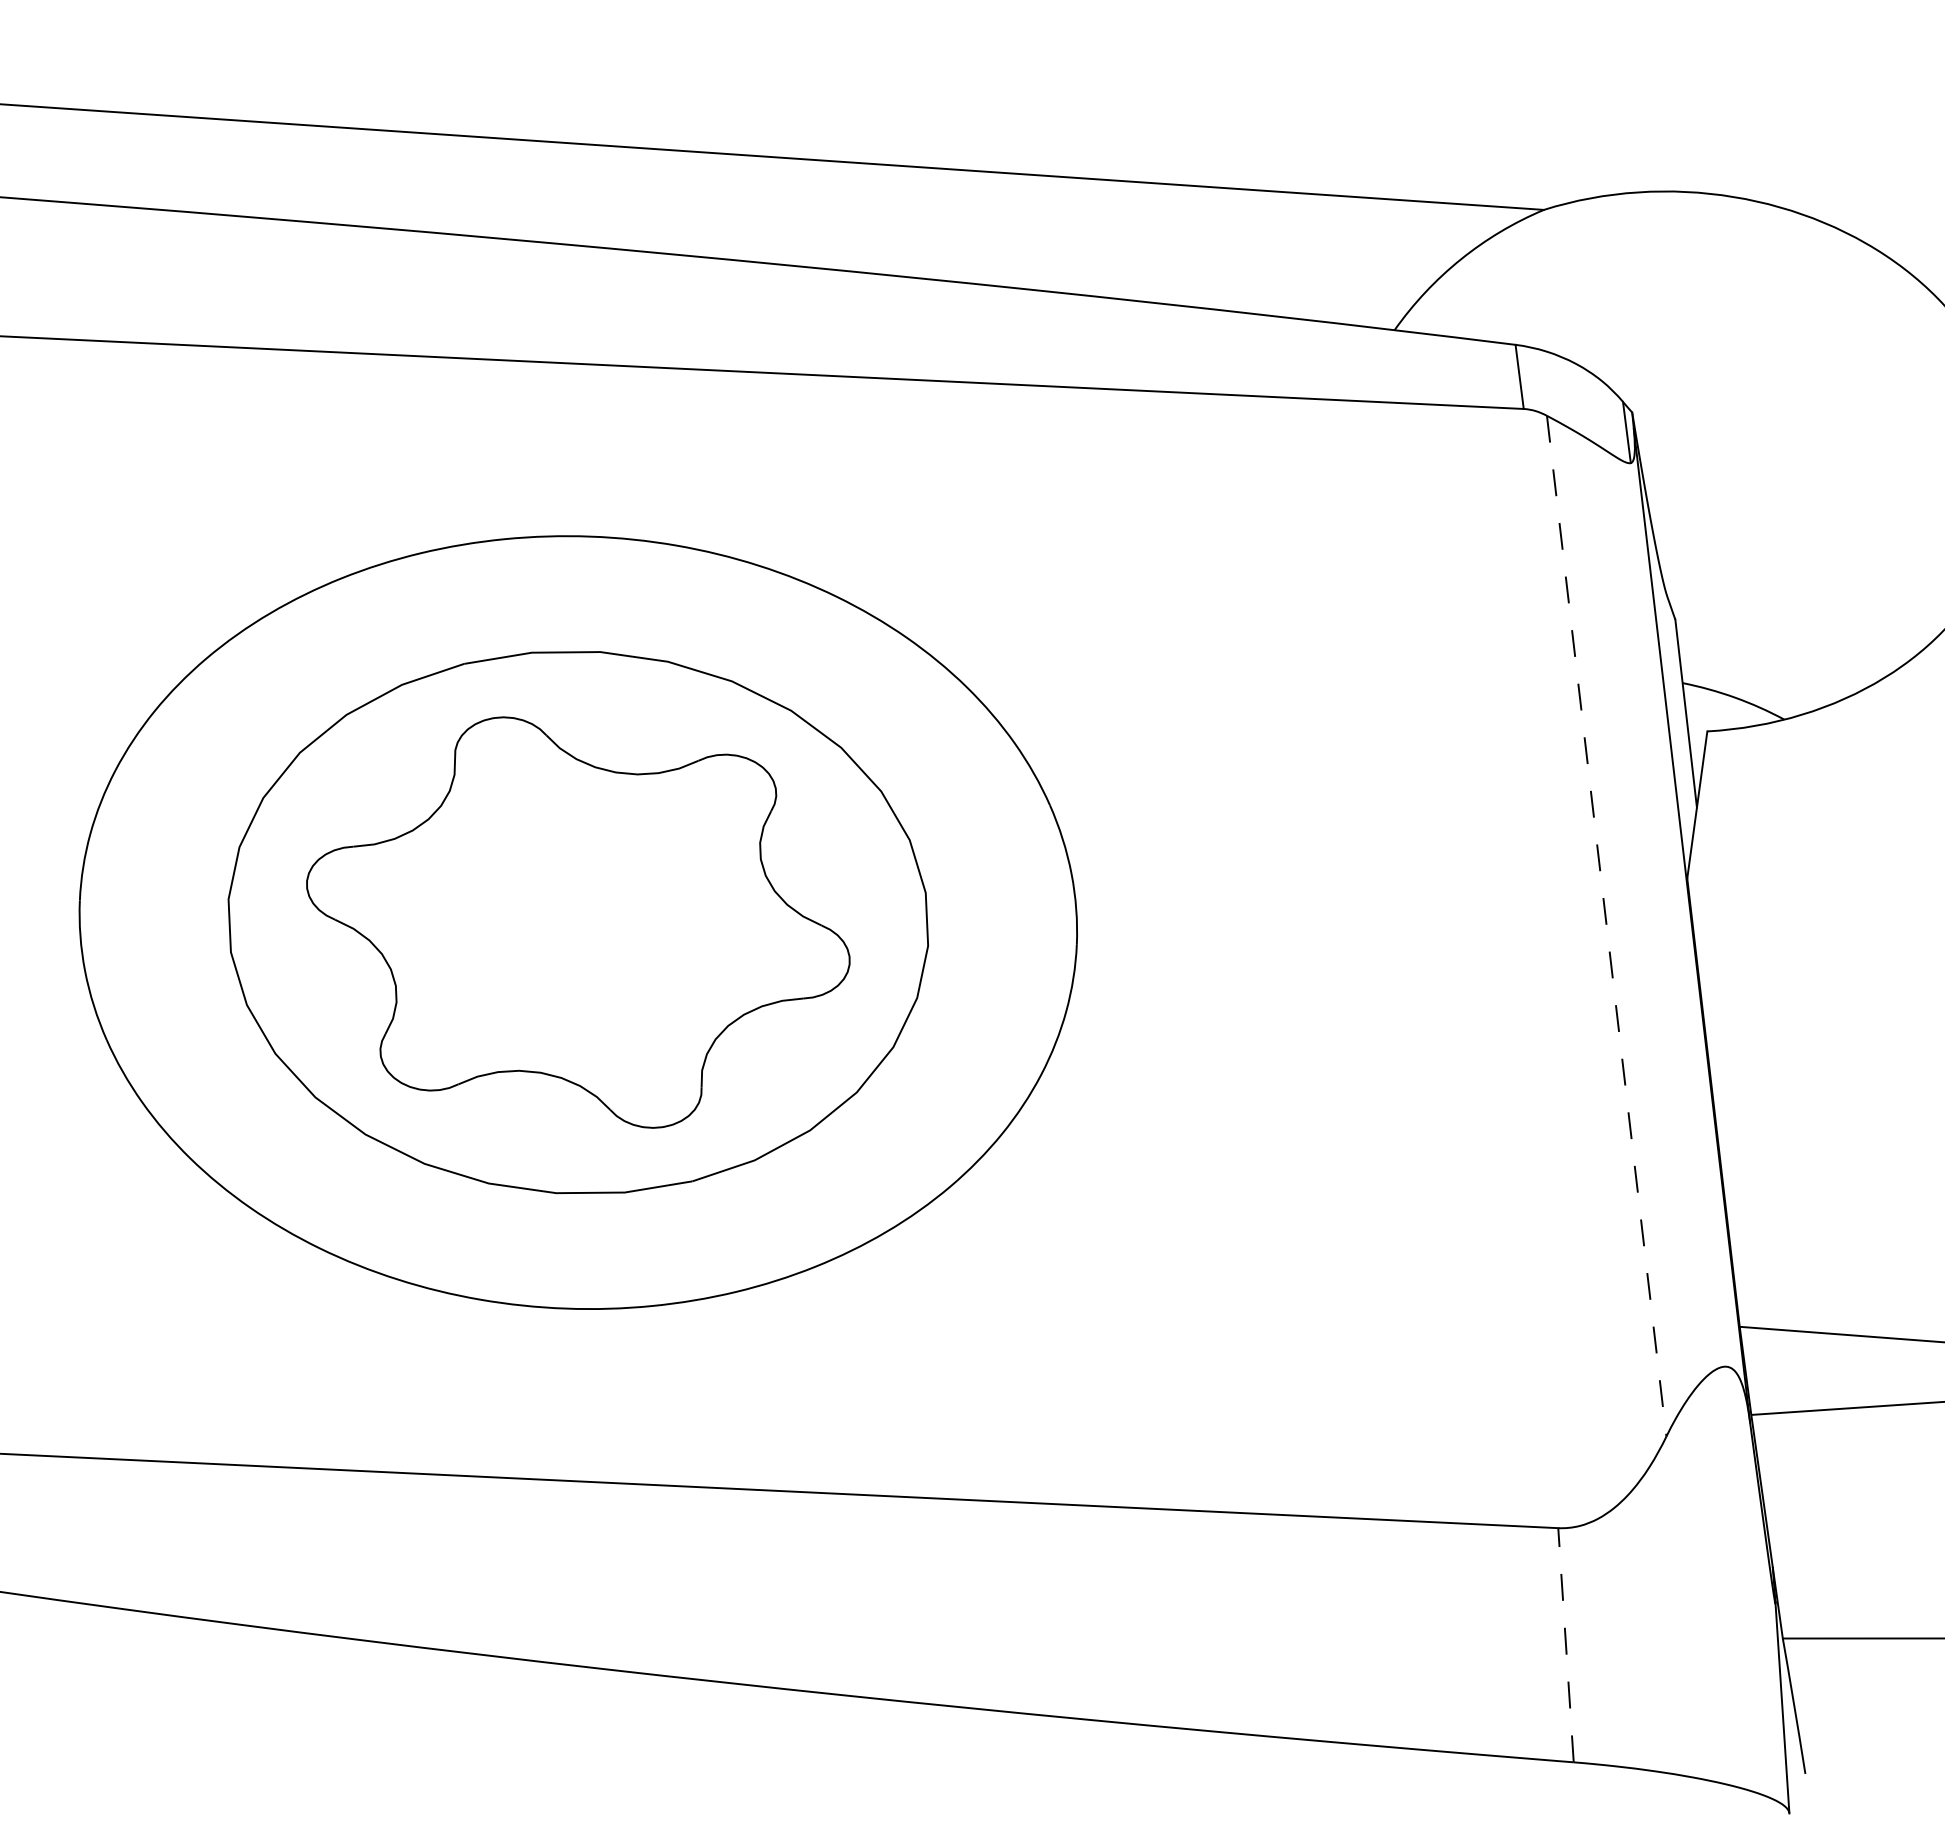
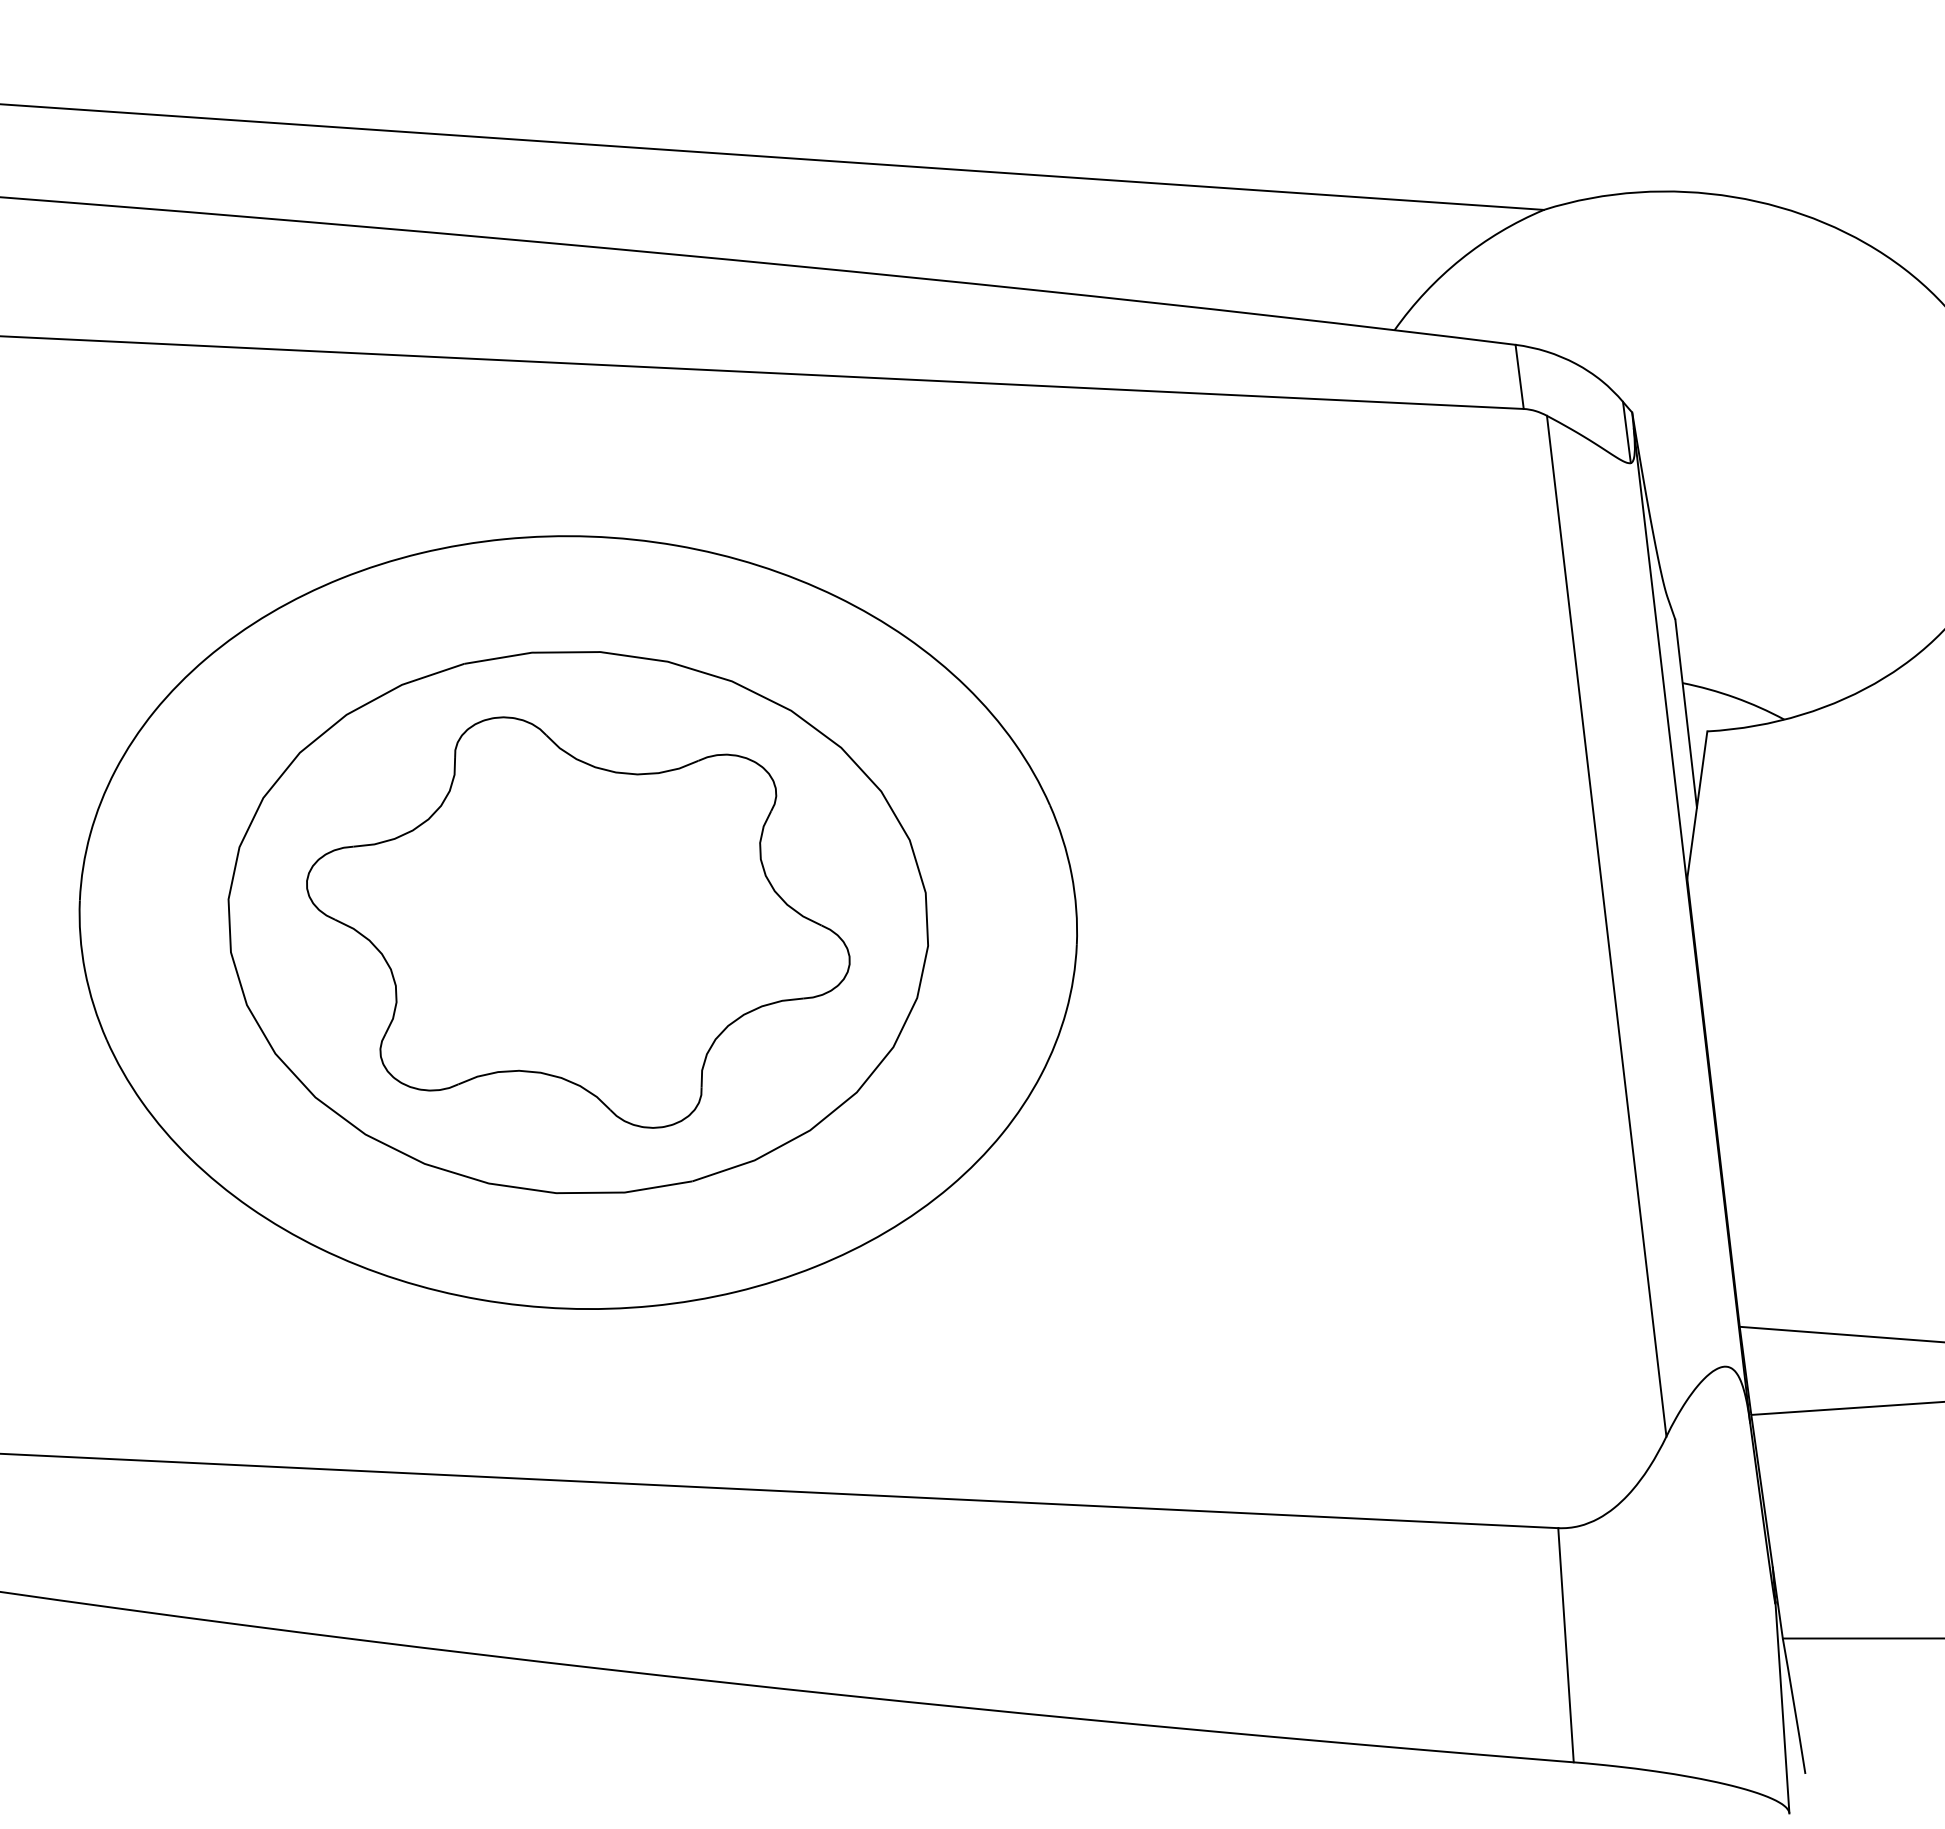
line: dashed -> solid (1606, 926)
line: dashed -> solid (1565, 1644)
